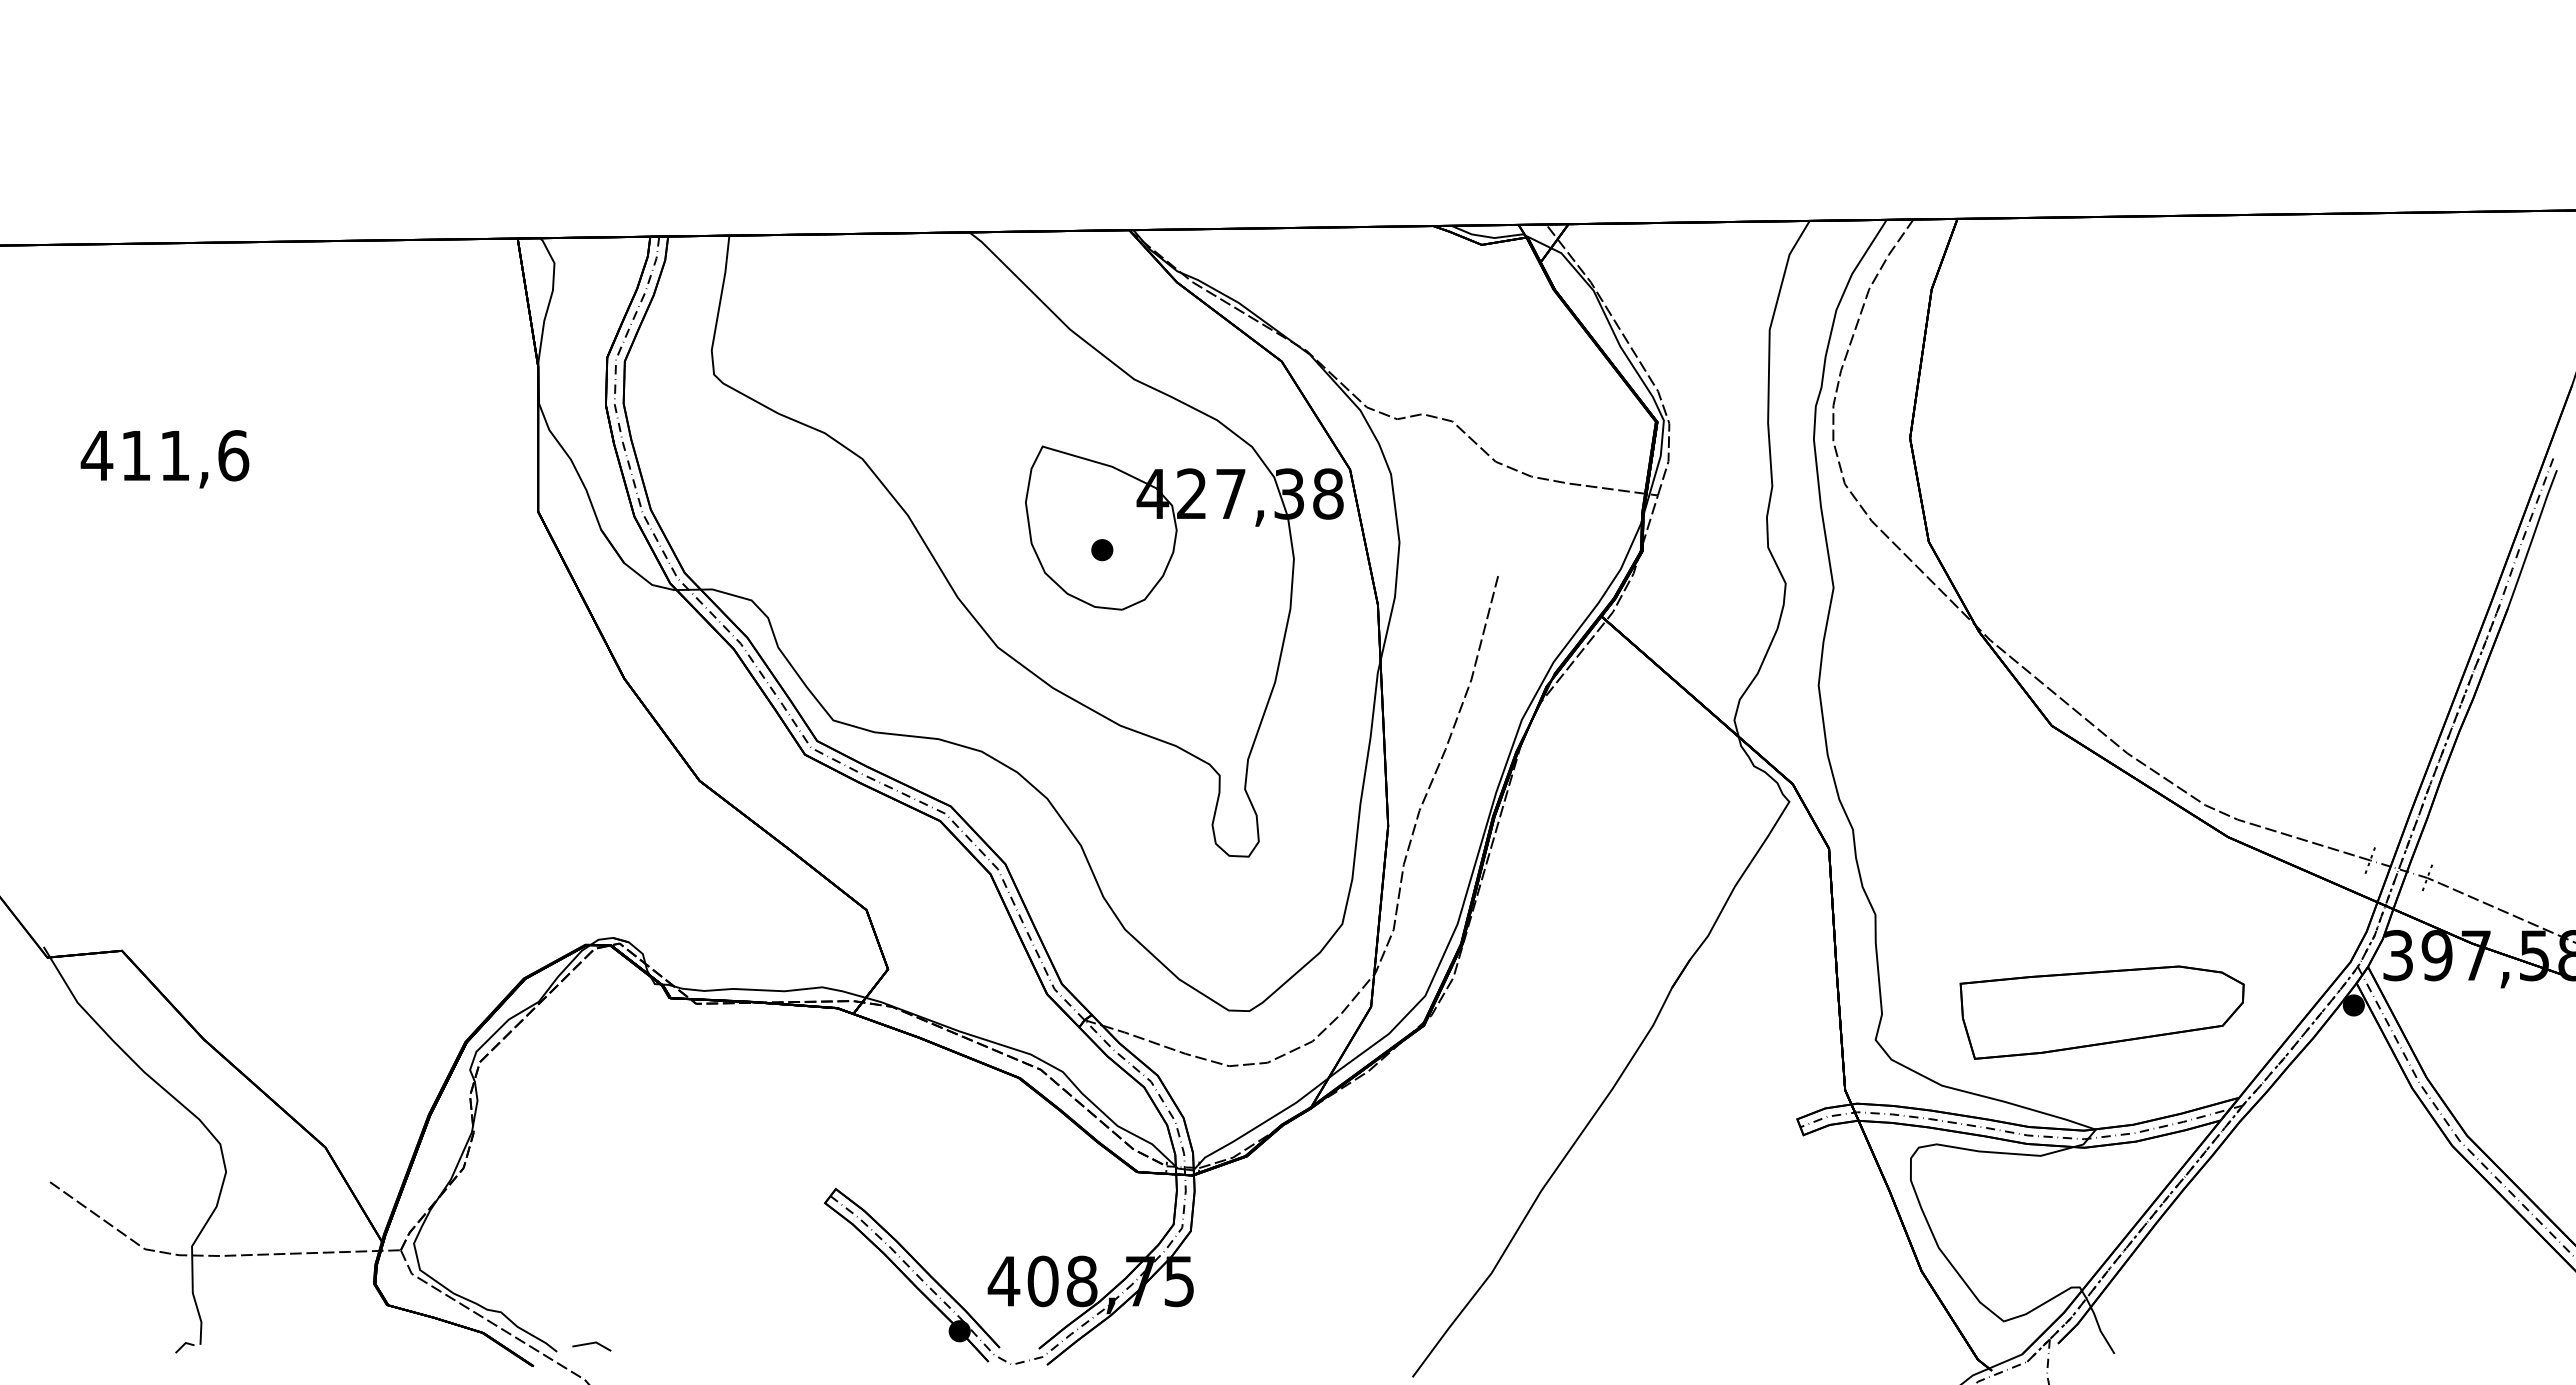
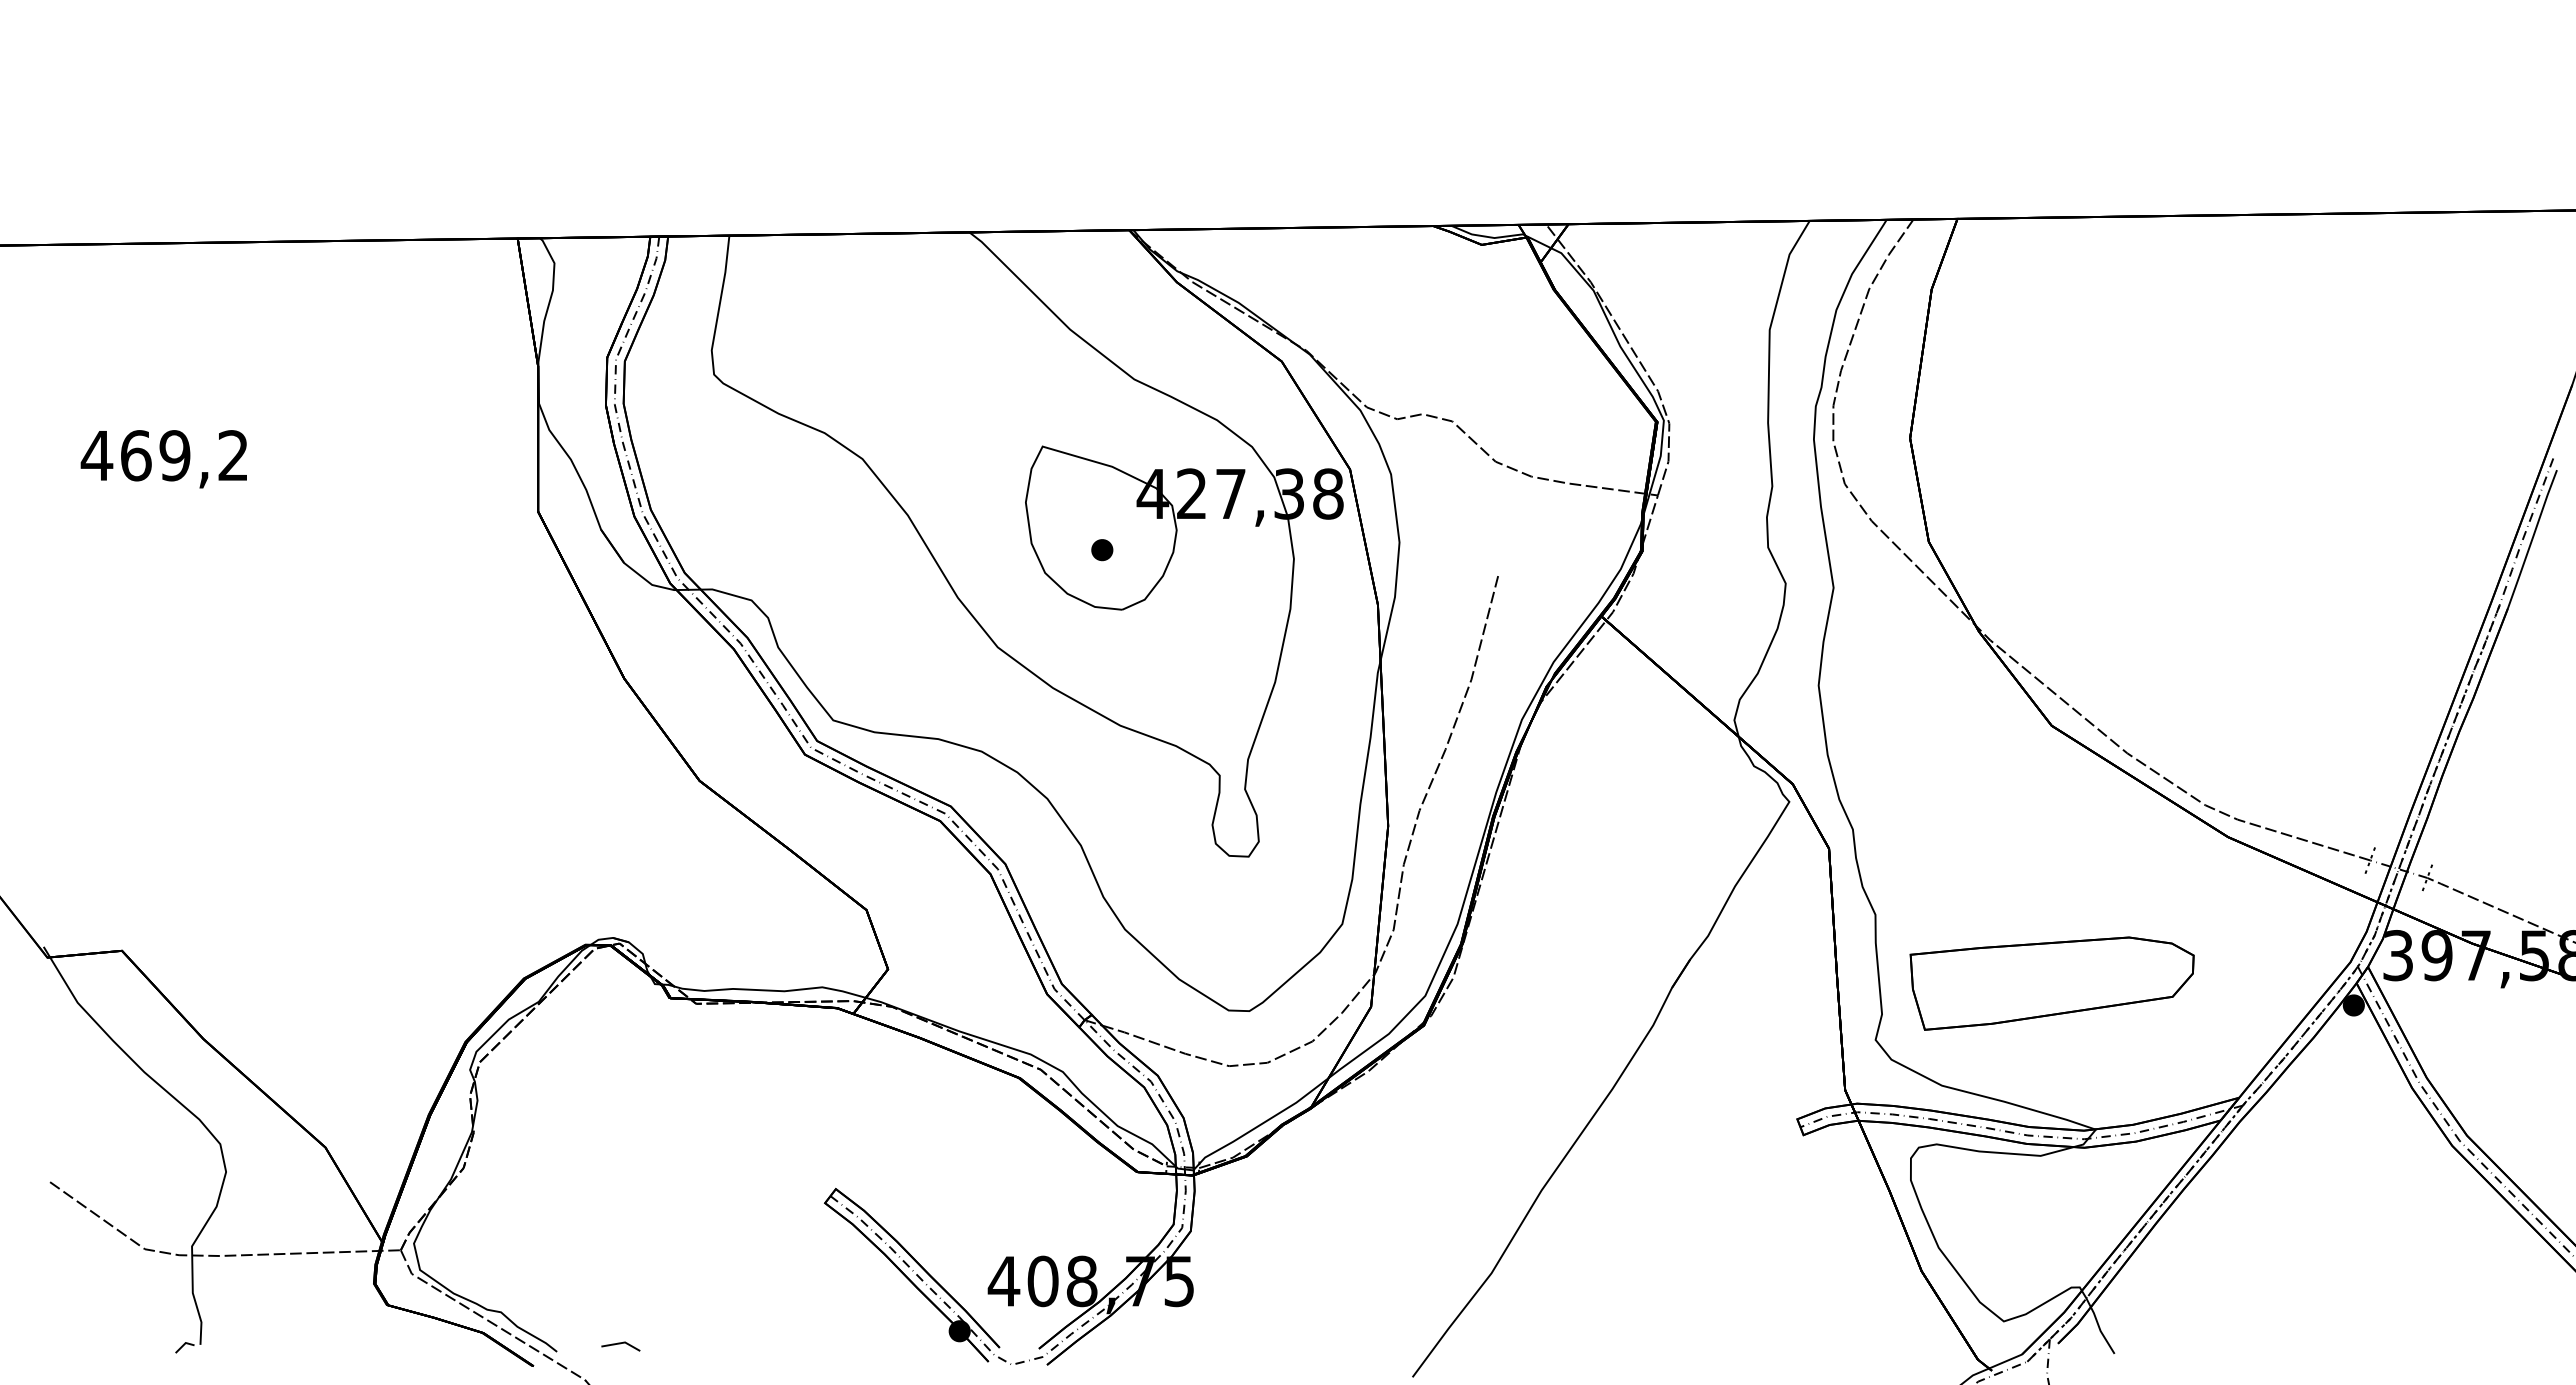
text: 411,6 -> 469,2 (185, 455)
part position: (2101, 1012) -> (2051, 983) (2051, 983)
line position: (591, 1344) -> (620, 1344) (620, 1344)
